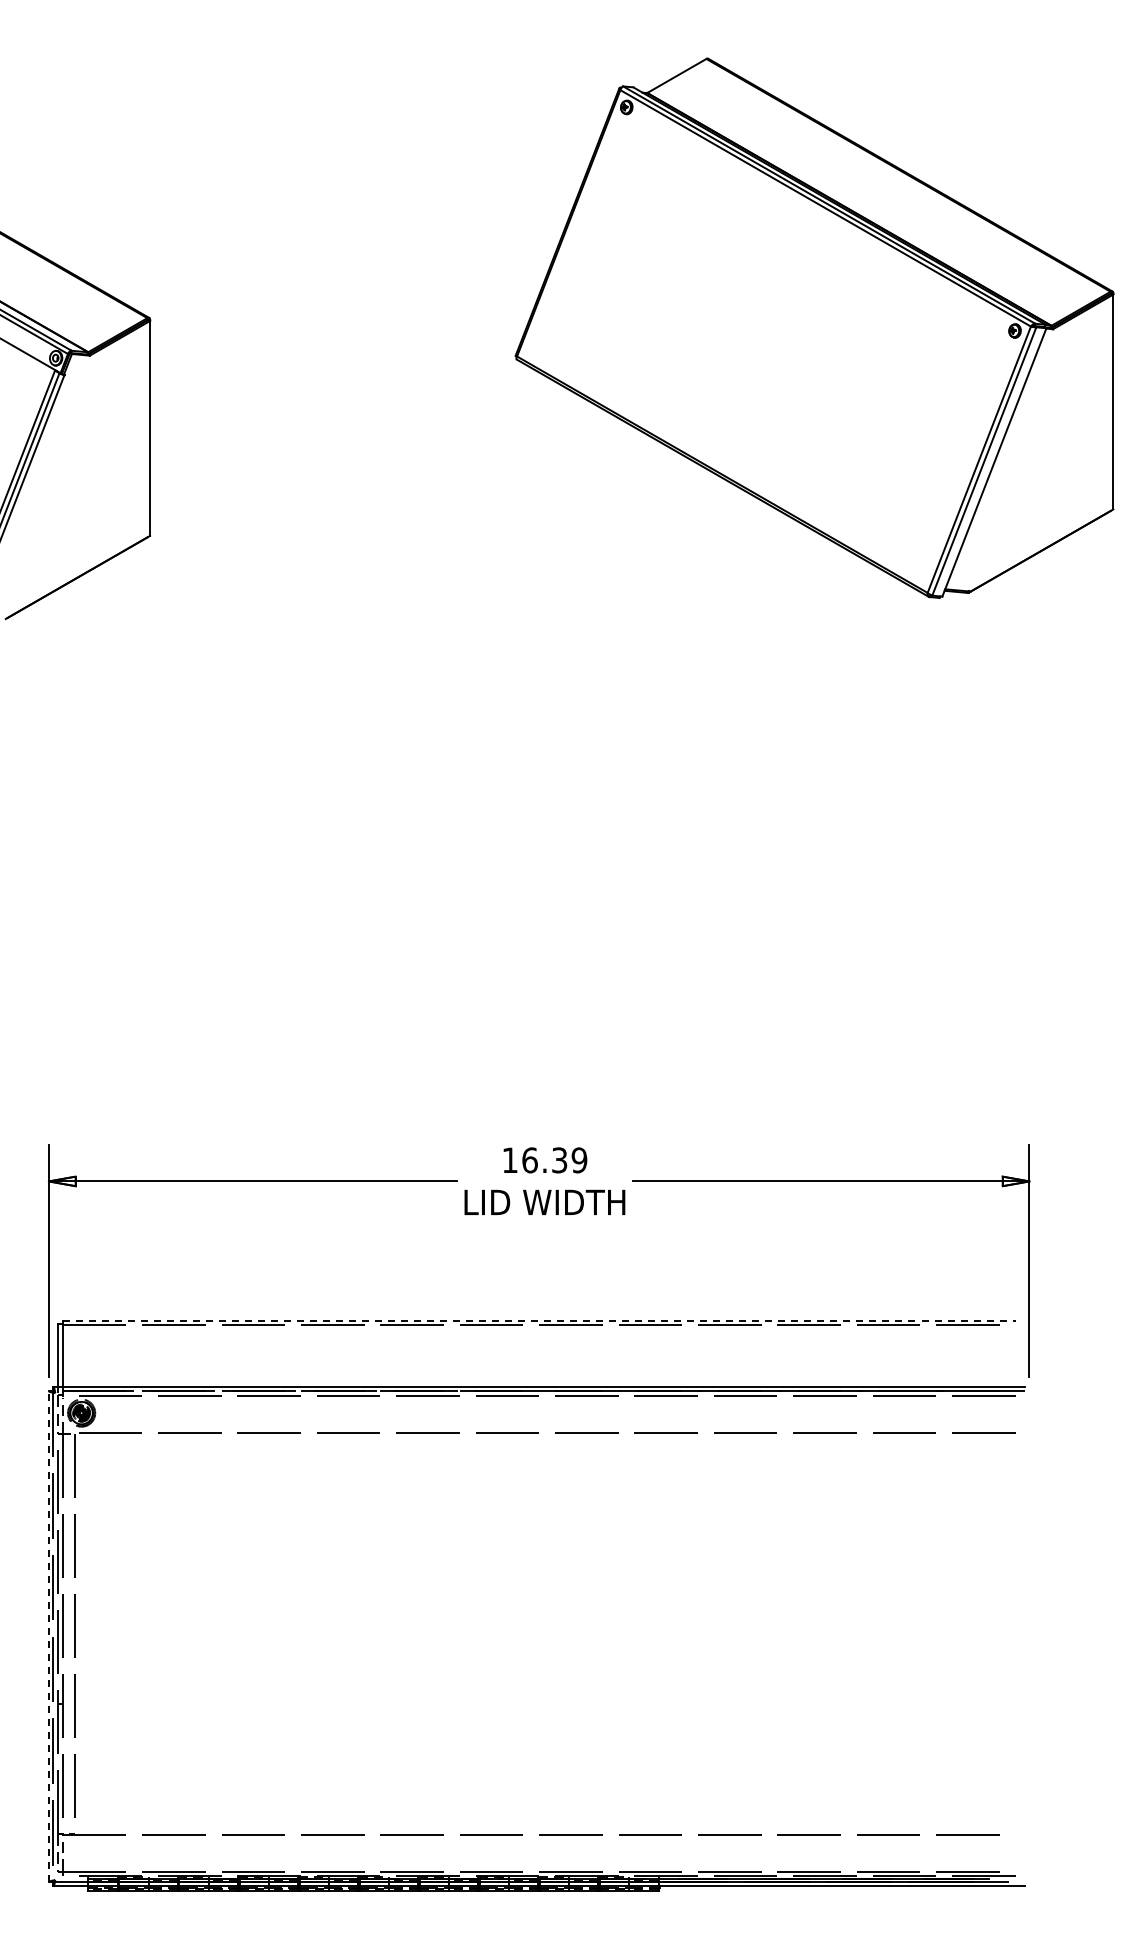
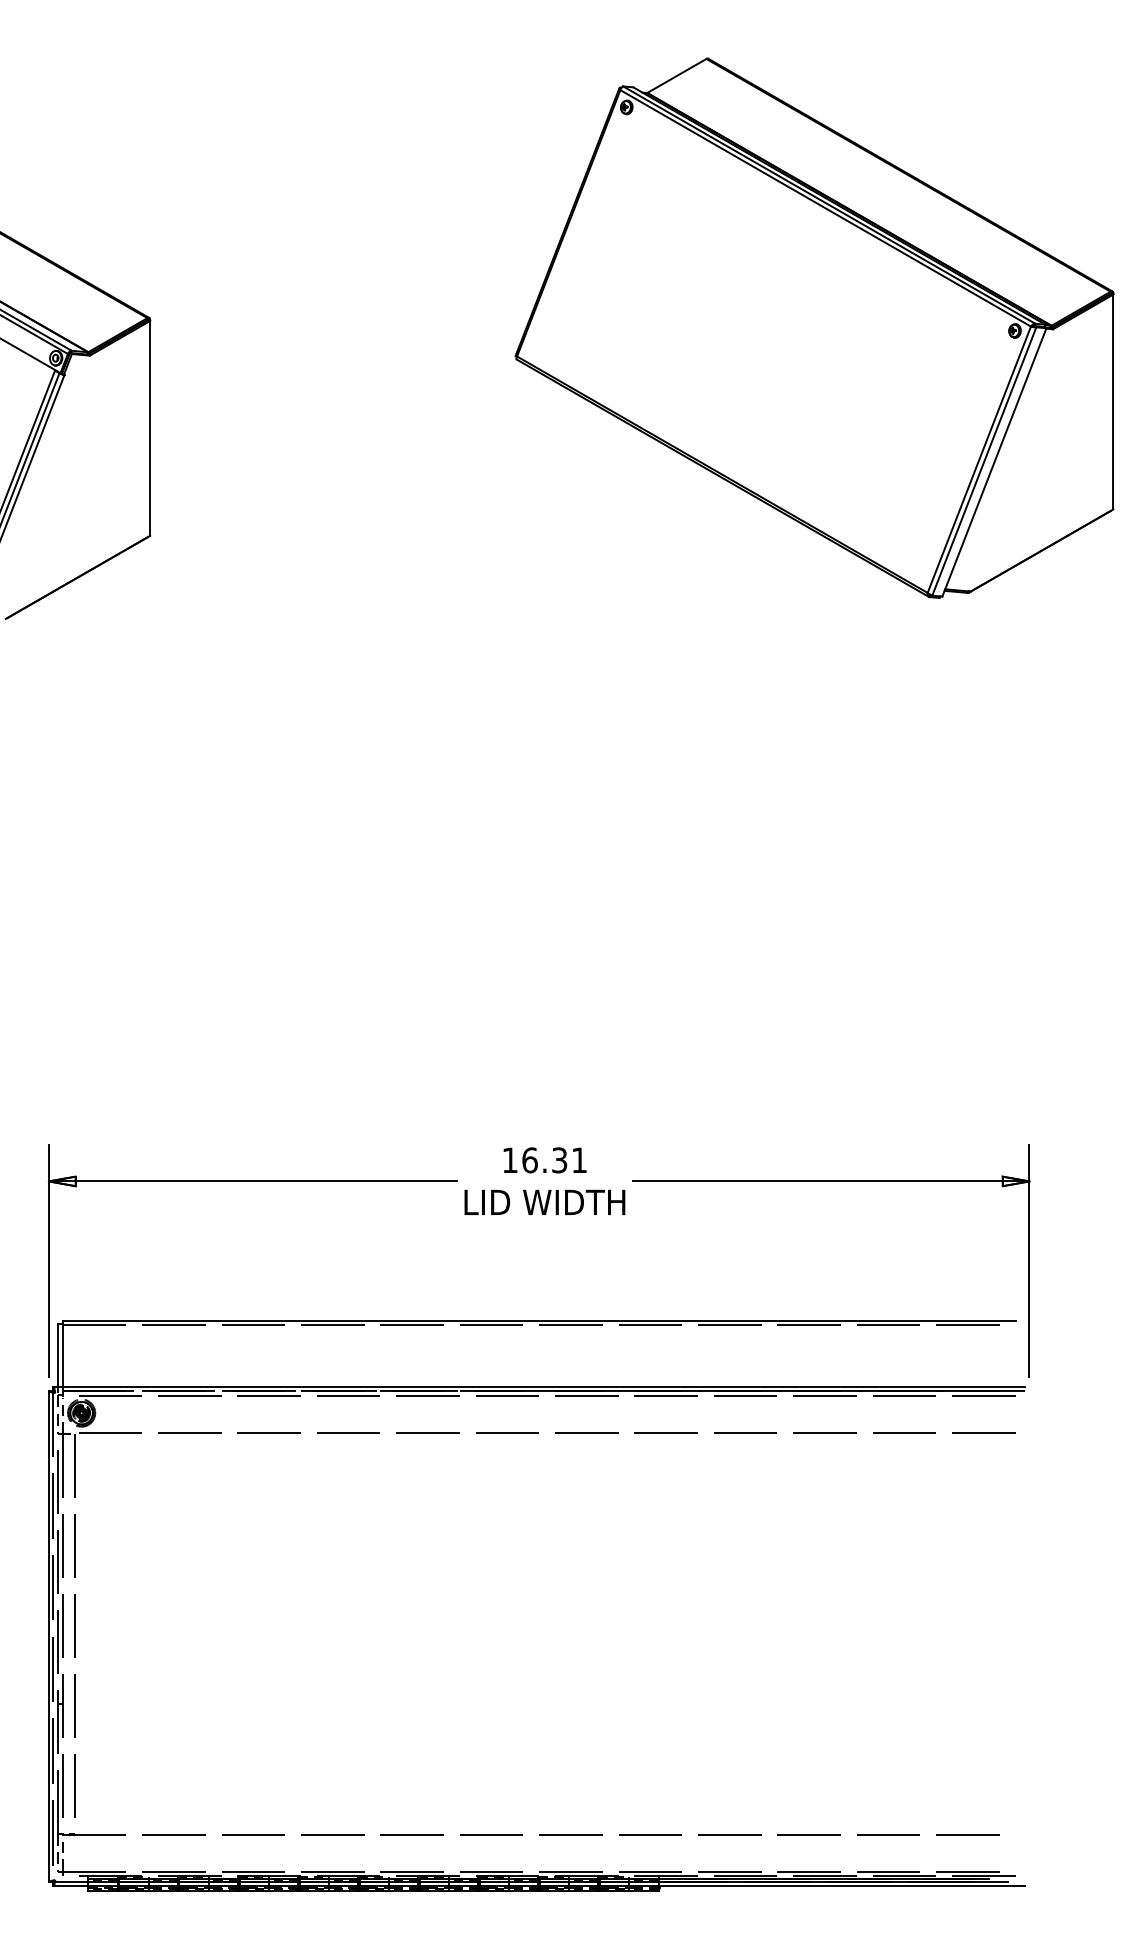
text: 16.39 -> 16.31 (579, 1160)
line: dashed -> solid (539, 1320)
line: dashed -> solid (48, 1636)
